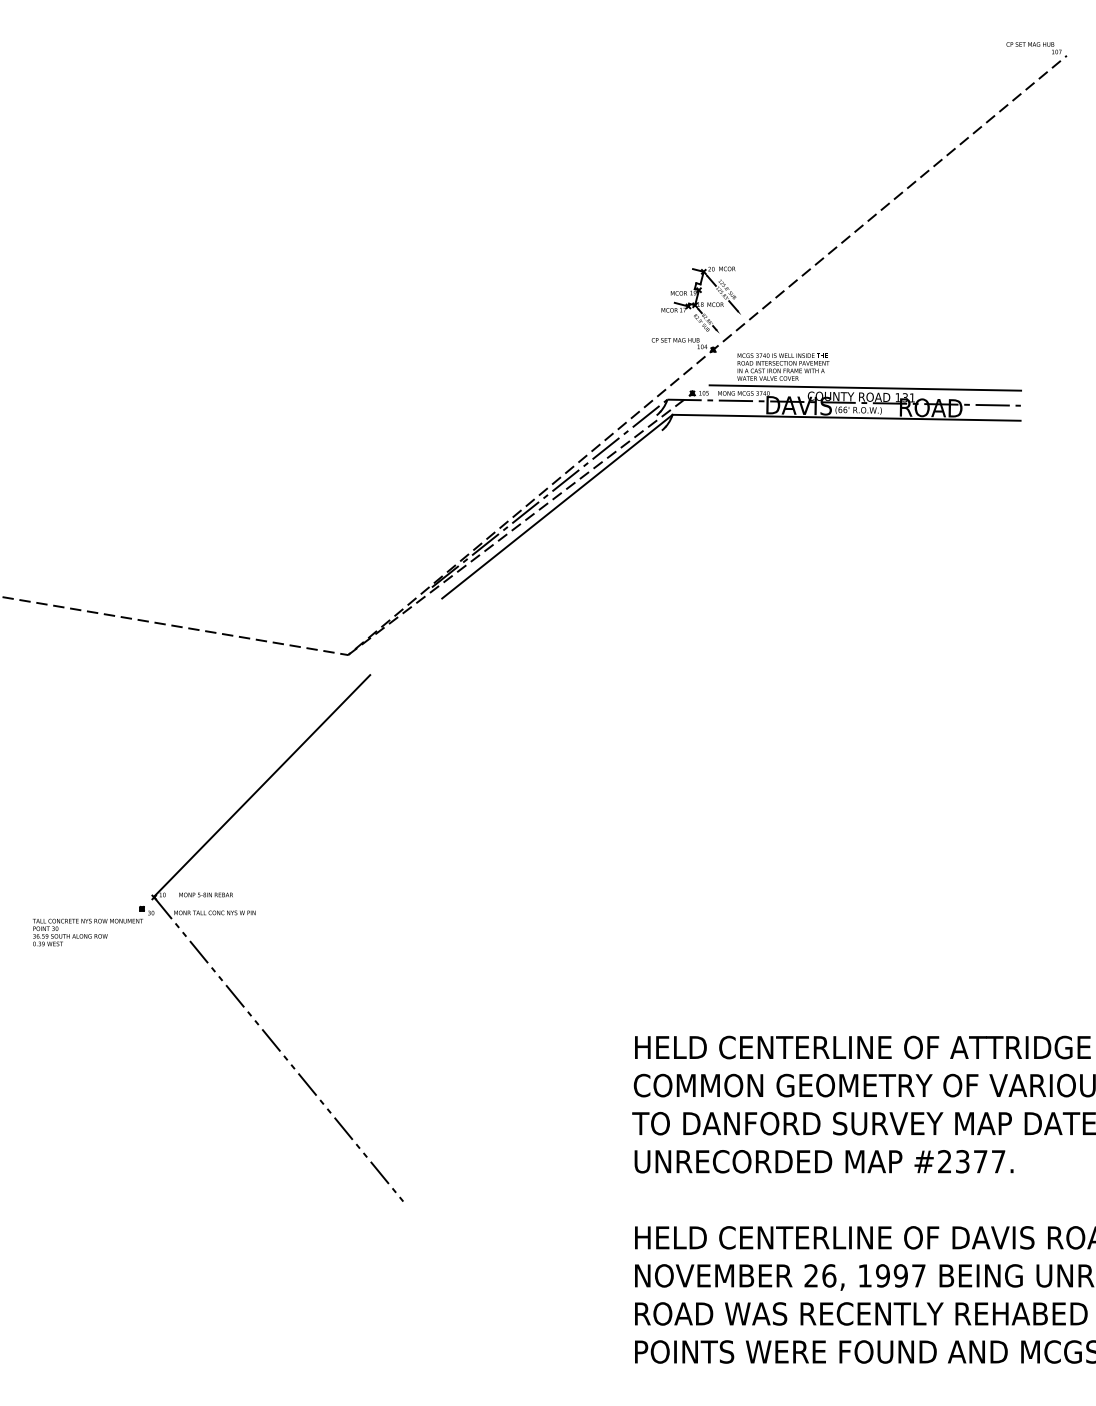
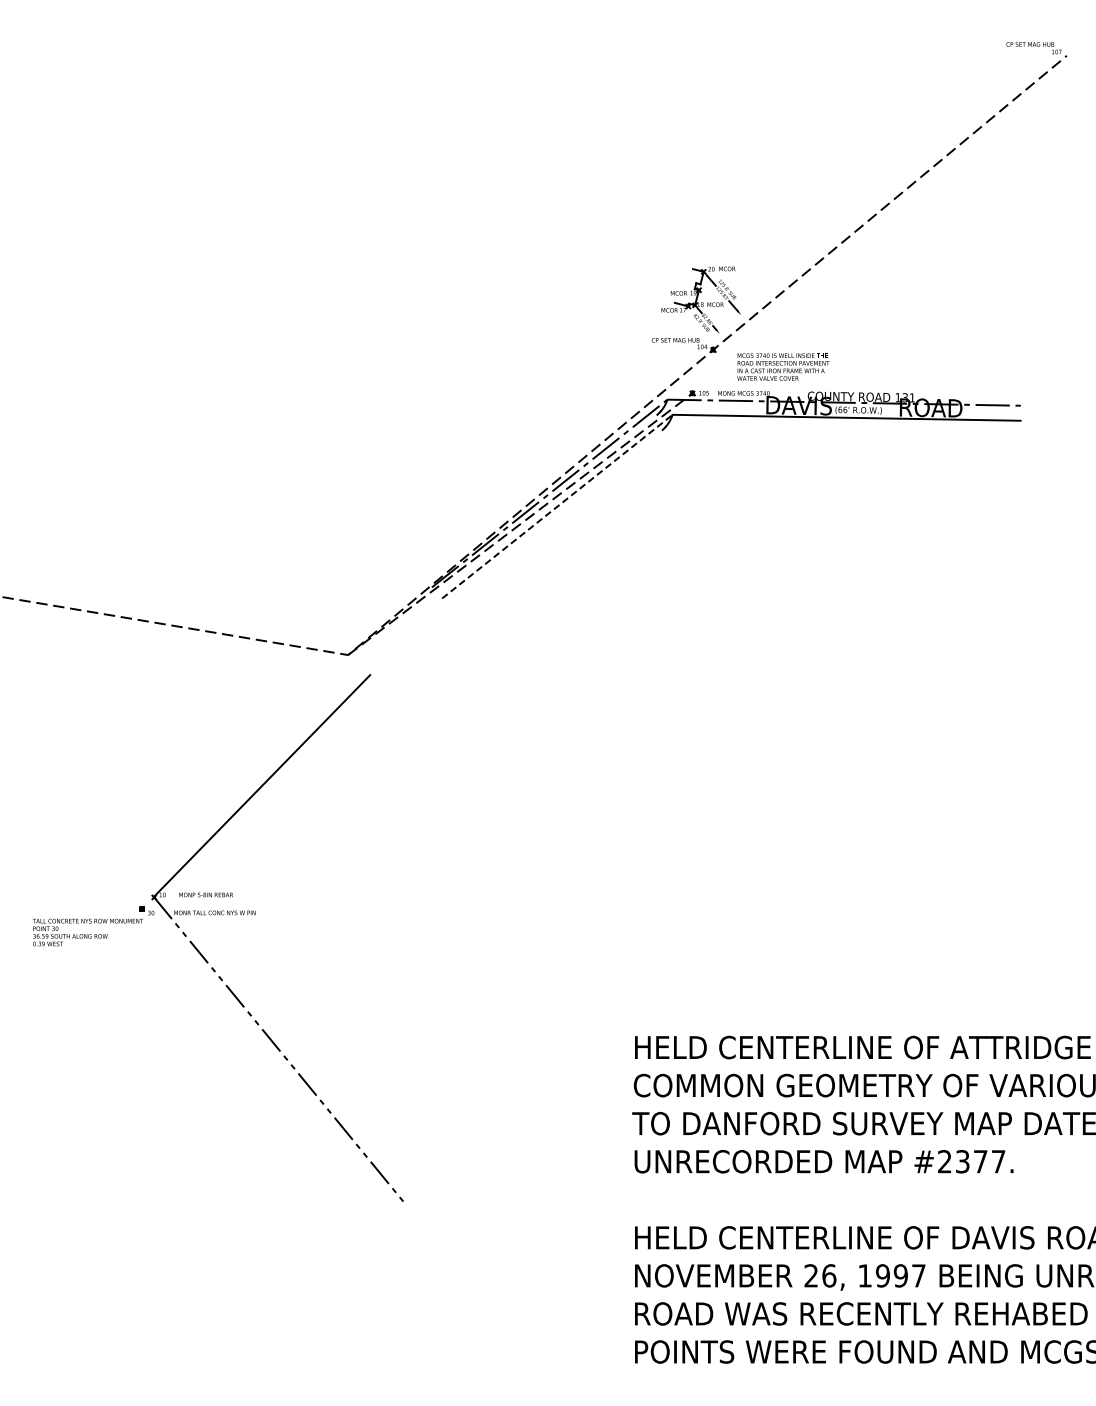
line: present -> none (865, 387)
line: solid -> dashed (557, 506)
